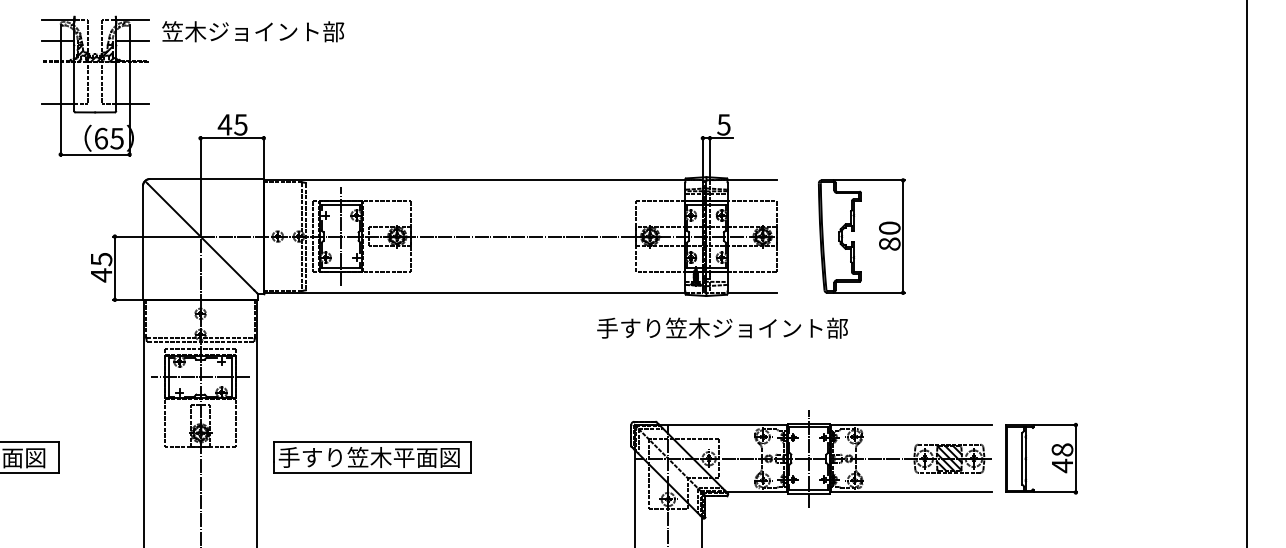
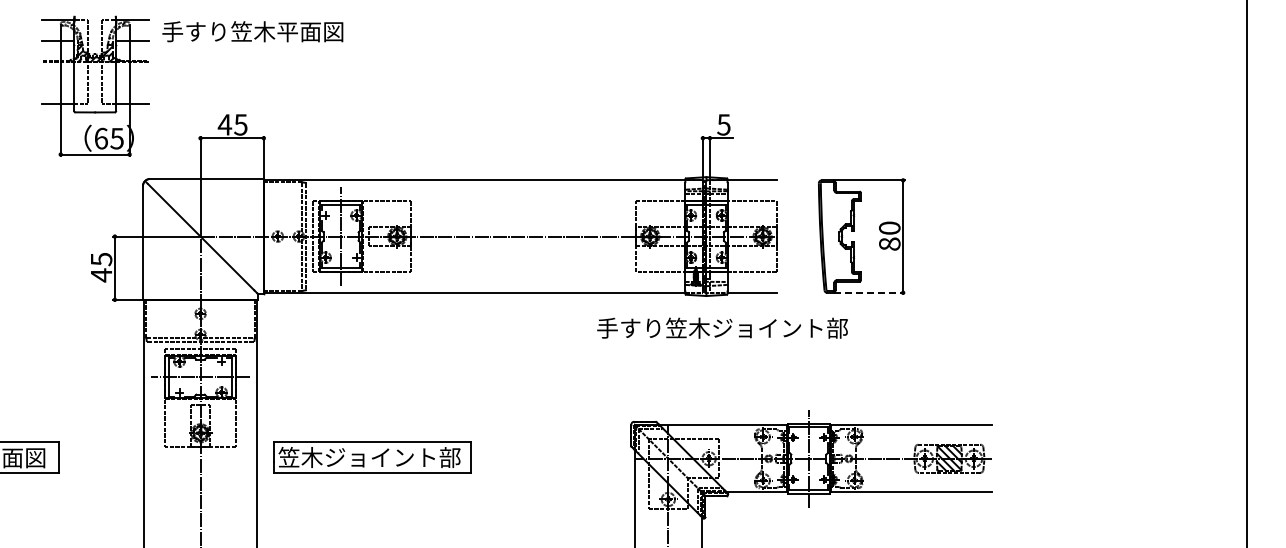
text: 笠木ジョイント部 -> 手すり笠木平面図 (253, 31)
line: solid -> dashed (869, 292)
text: 手すり笠木平面図 -> 笠木ジョイント部 (369, 457)
part: present -> none (1041, 458)
